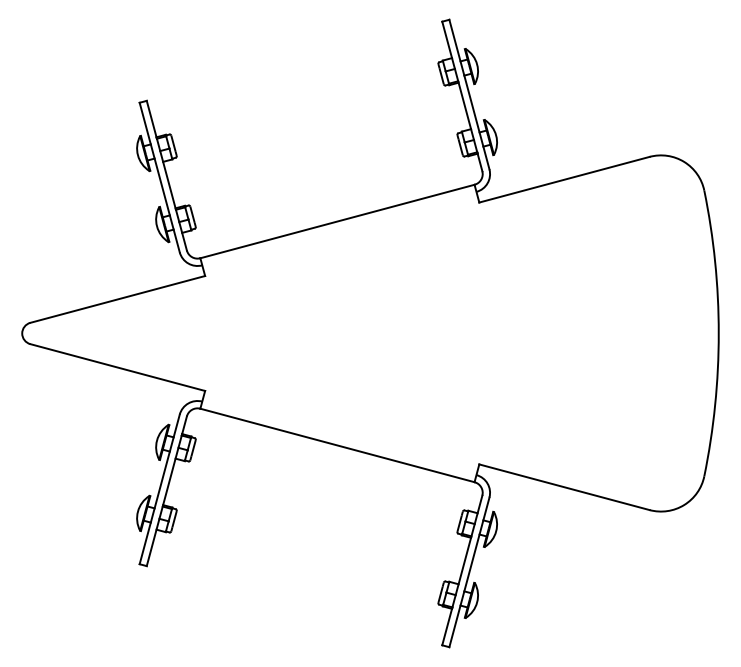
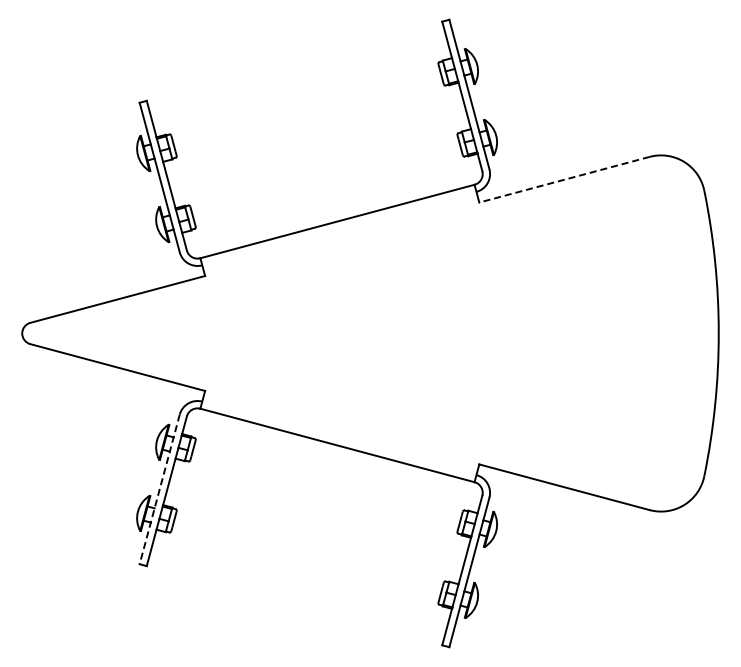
line: solid -> dashed (564, 179)
line: solid -> dashed (159, 489)
